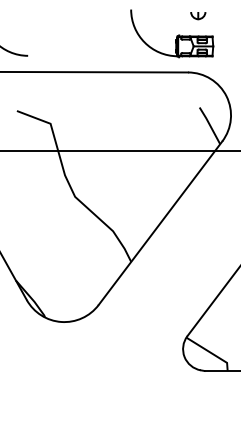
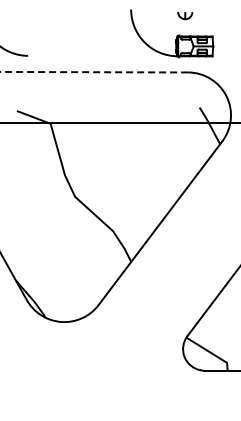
part position: (198, 16) -> (185, 16) (185, 16)
line: solid -> dashed (94, 72)
line position: (119, 151) -> (119, 123) (119, 123)
